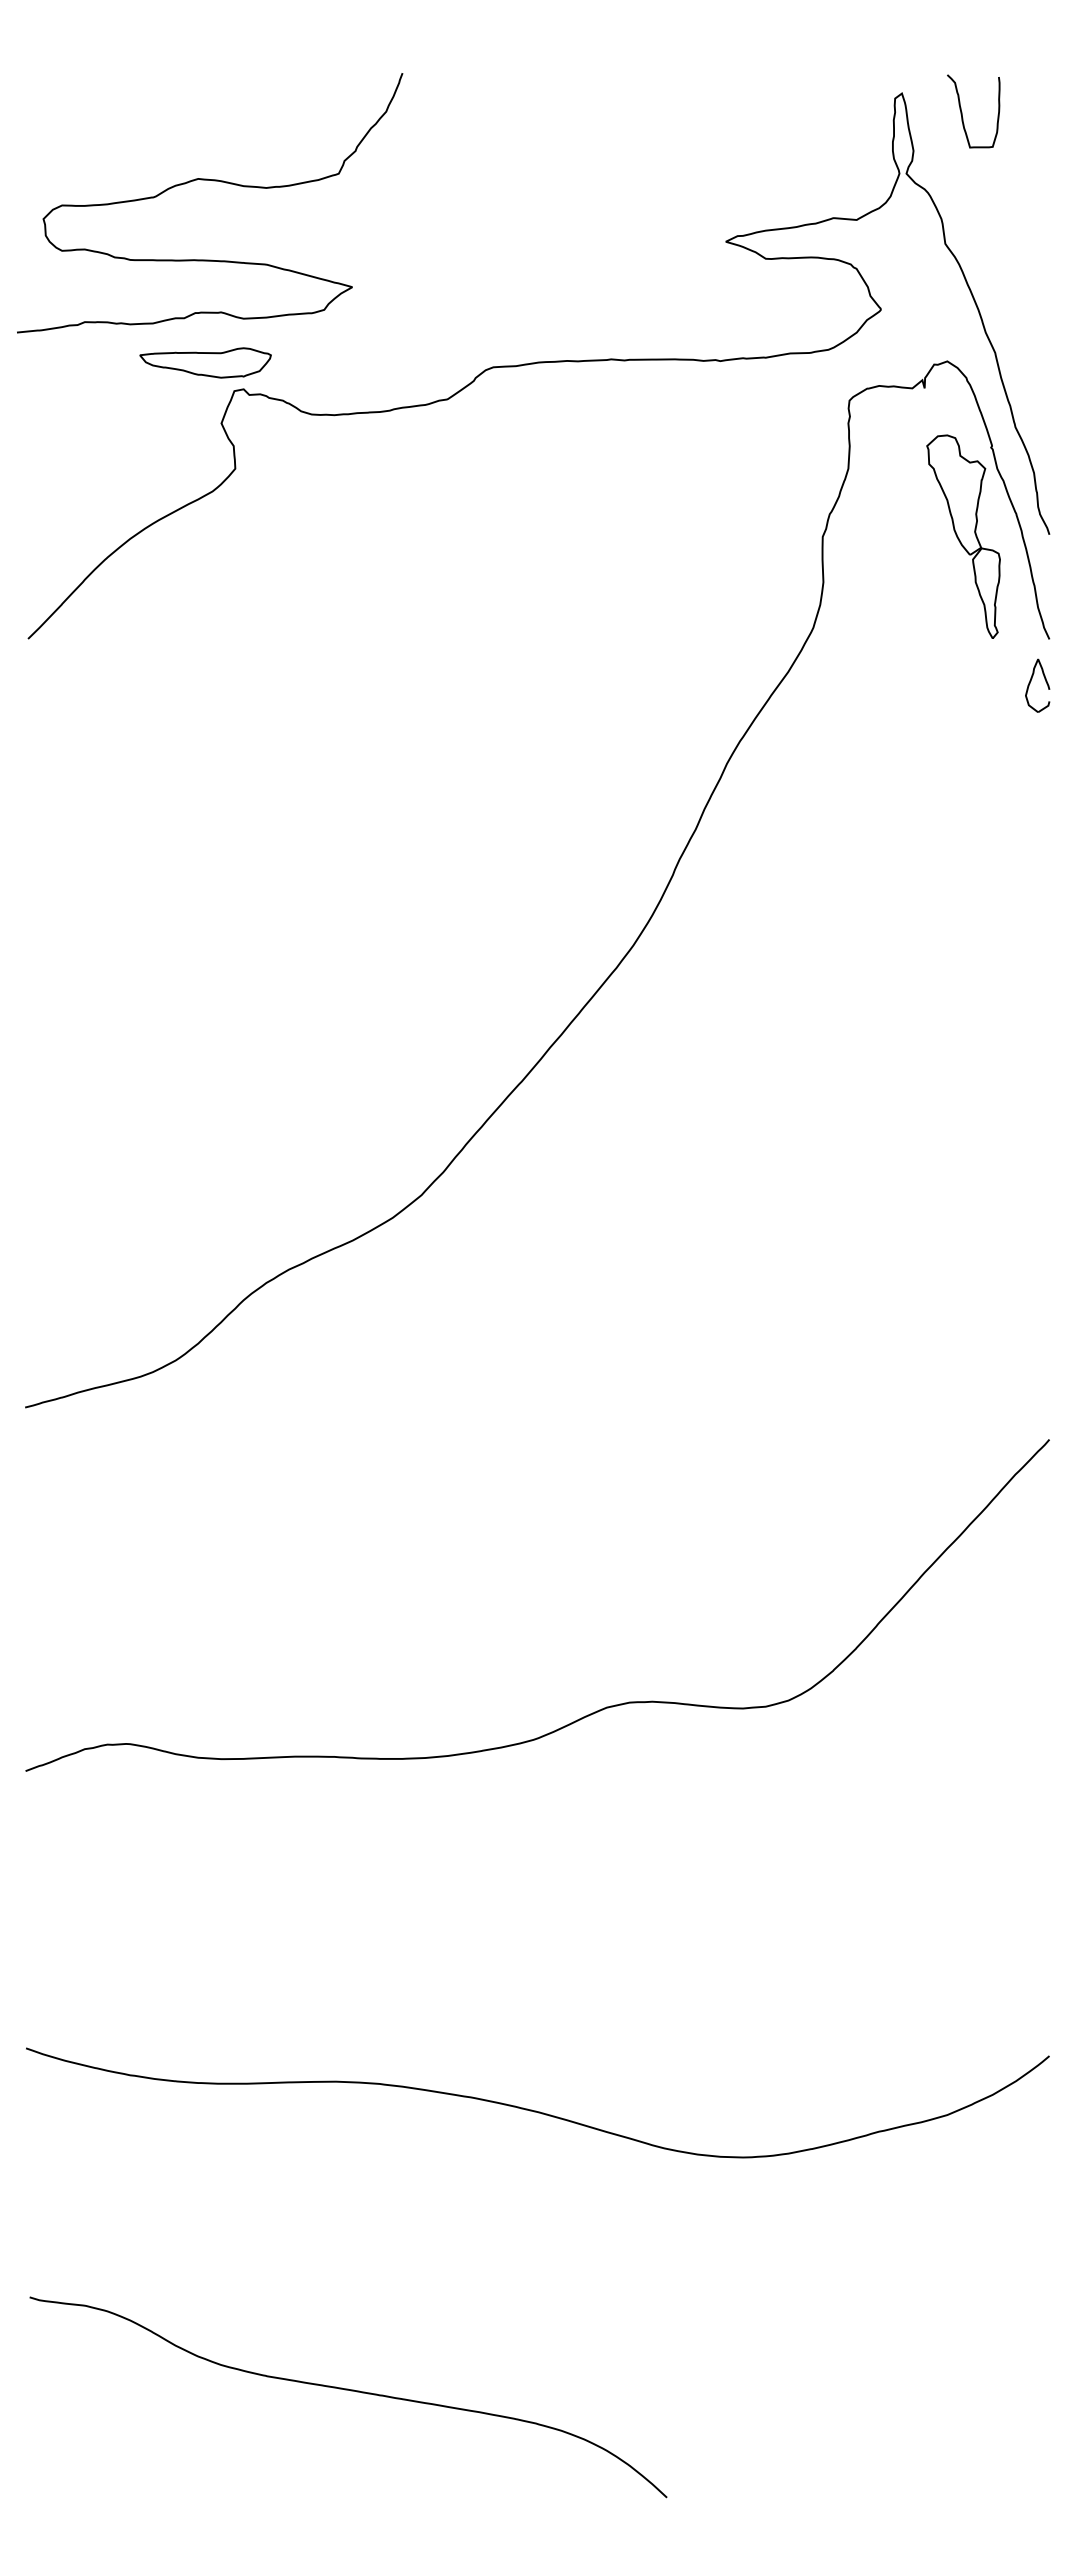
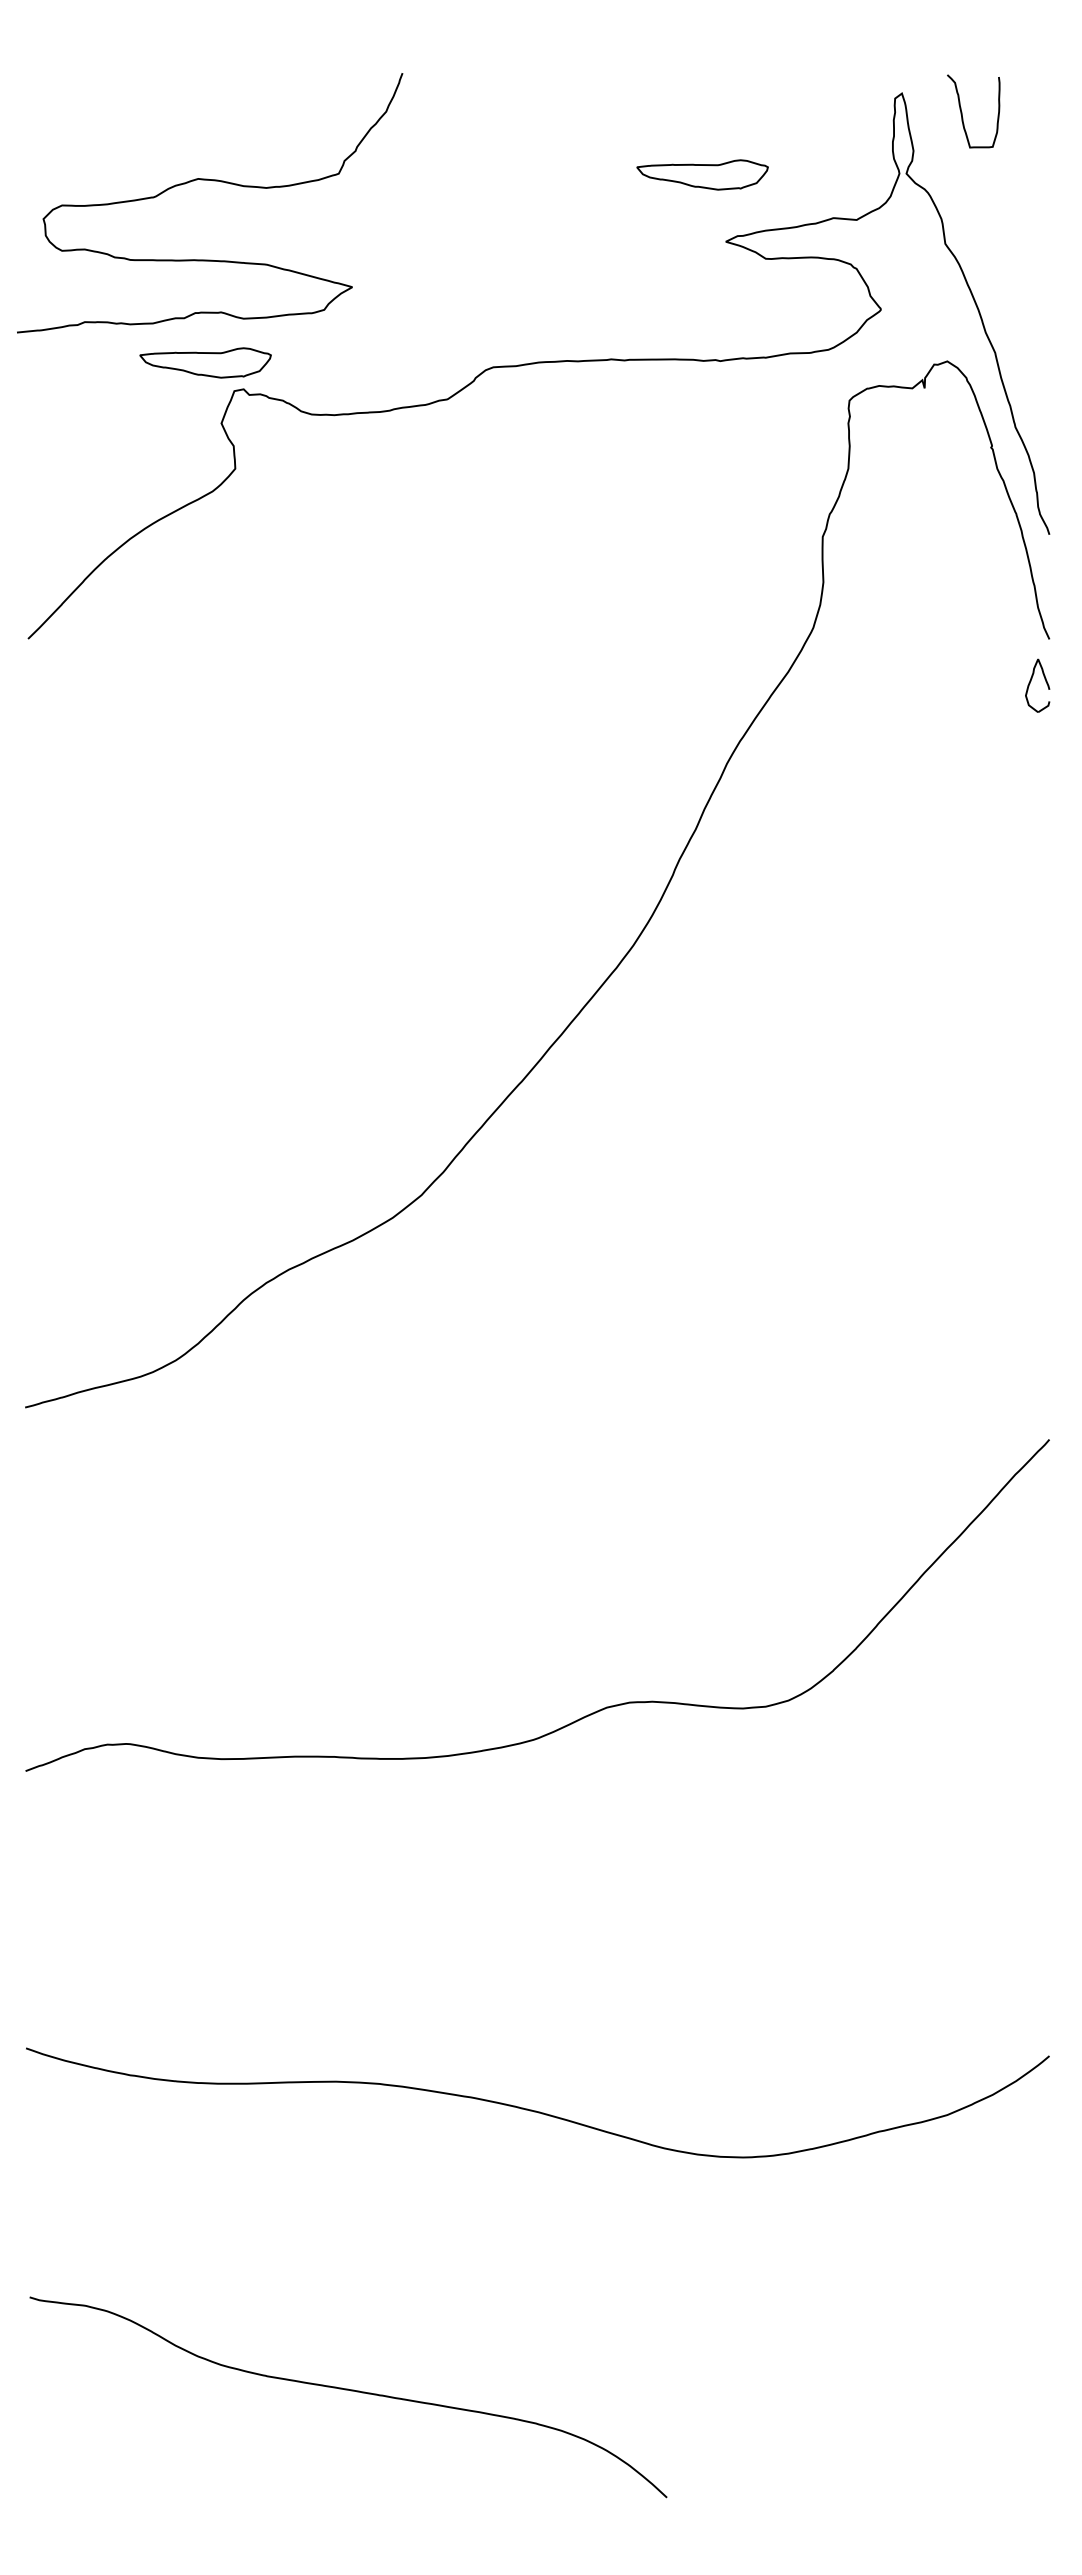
part: none -> present (702, 174)
part: present -> none (963, 536)
